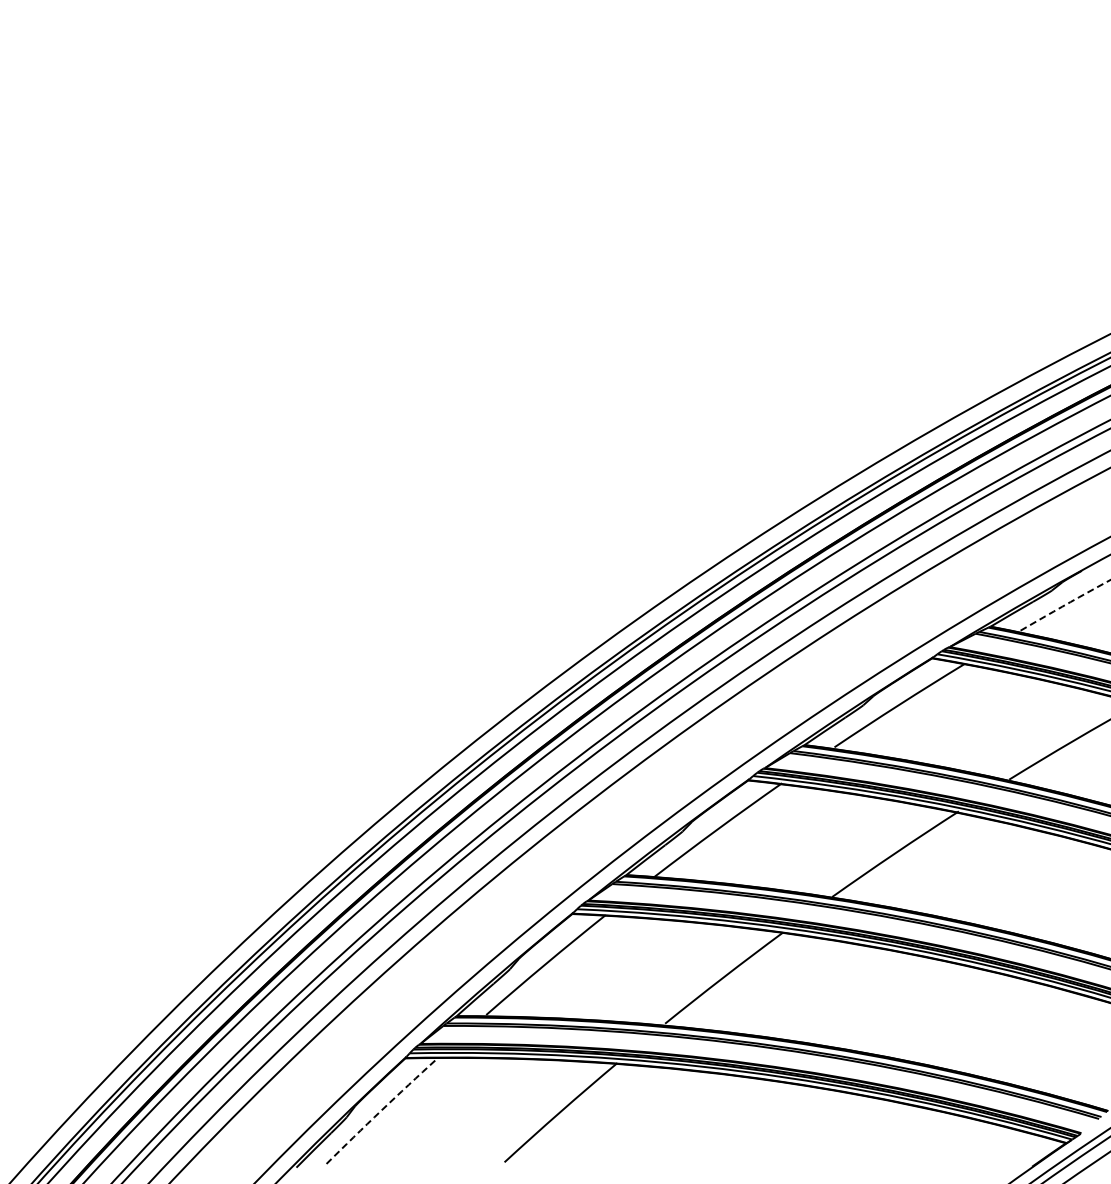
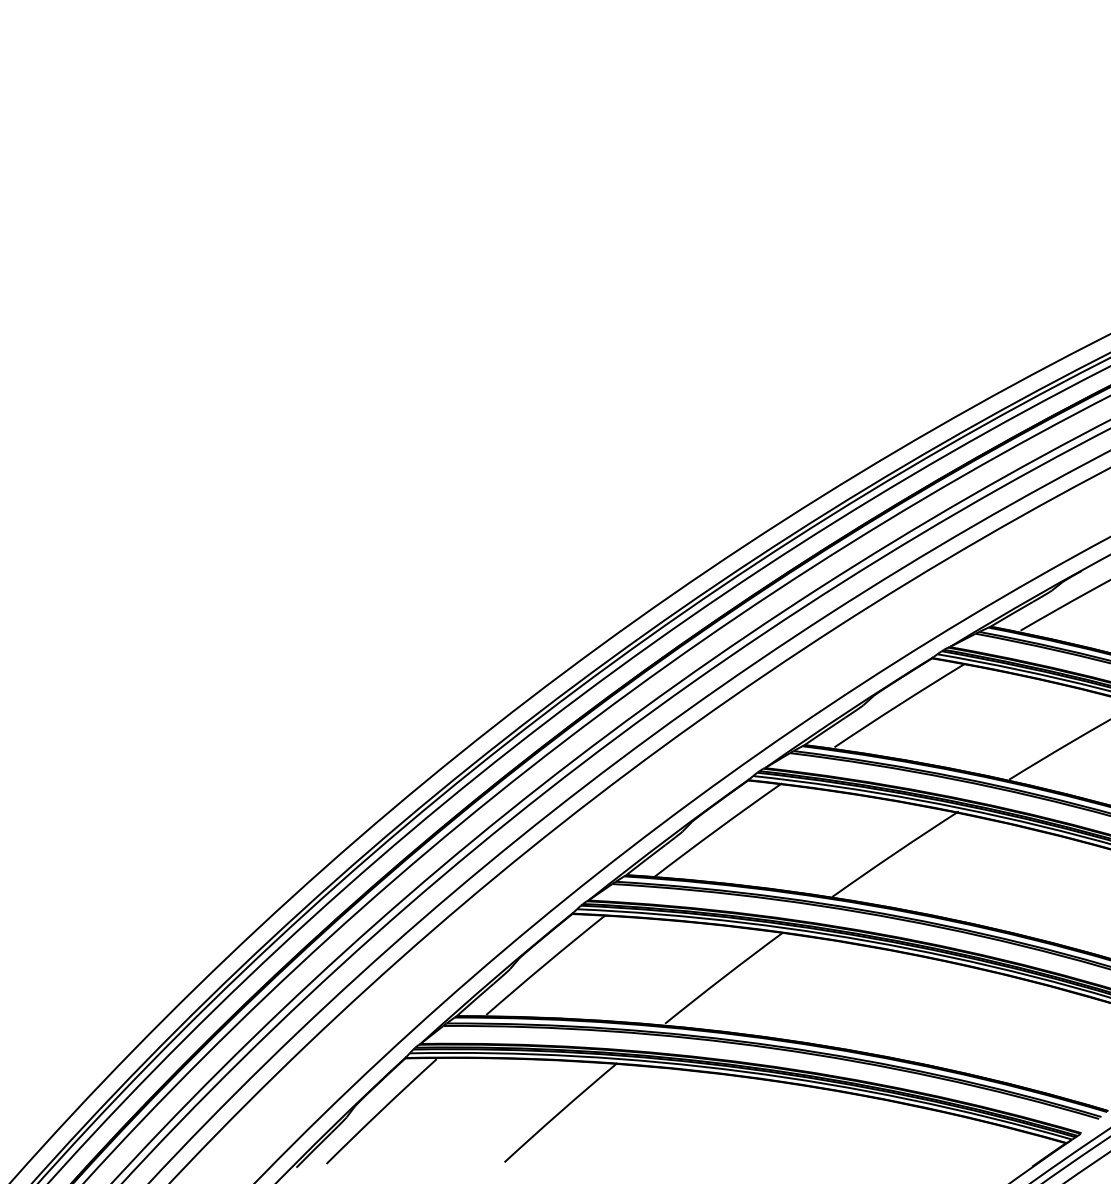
arc: dashed -> solid (1065, 604)
arc: dashed -> solid (381, 1110)
